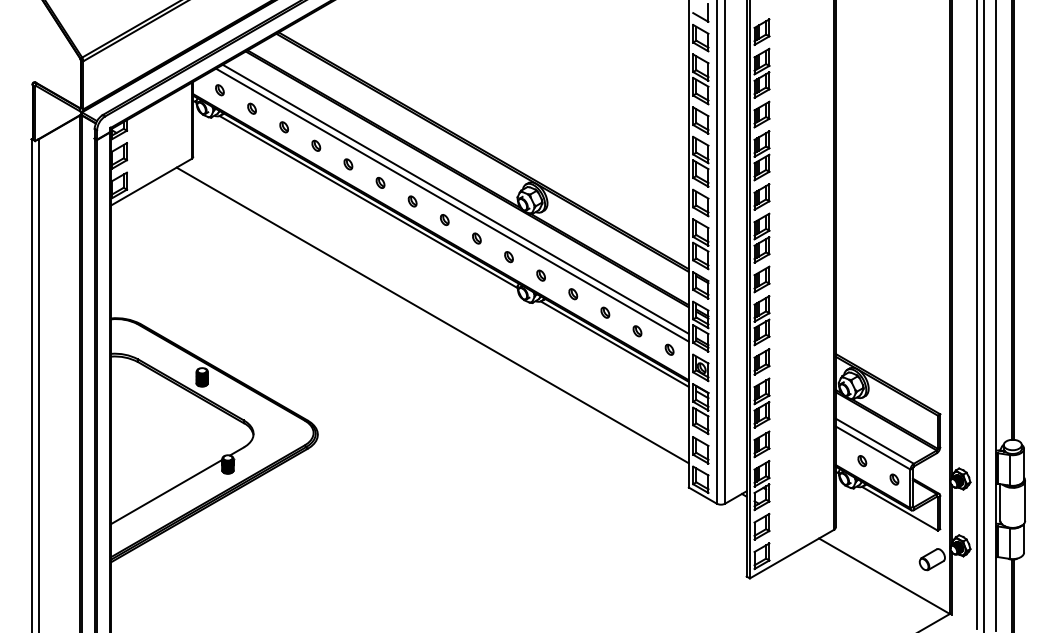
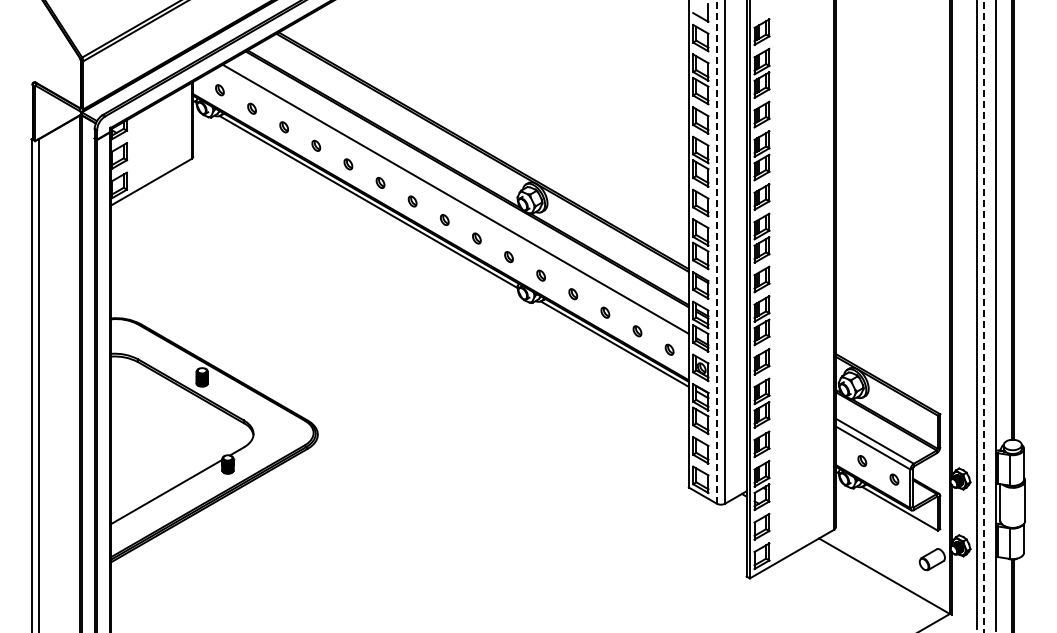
line: present -> none (452, 204)
line: solid -> dashed (716, 252)
line: present -> none (432, 315)
line: solid -> dashed (983, 316)
